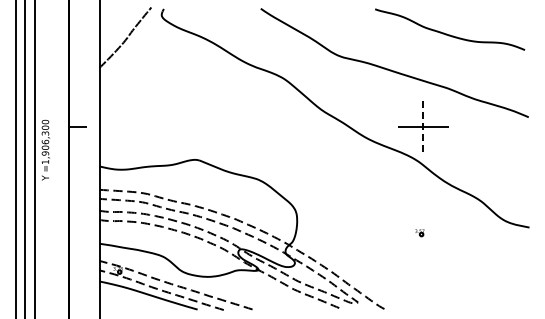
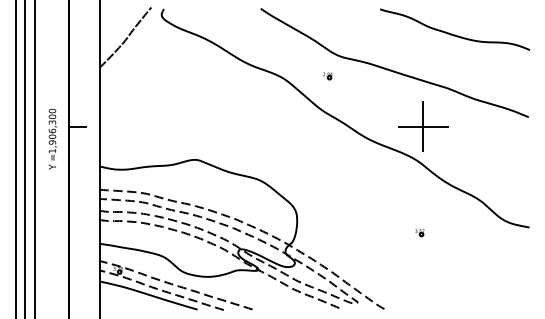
curve position: (447, 33) -> (452, 33) (452, 33)
part: none -> present (327, 76)
line: dashed -> solid (423, 126)
text position: (45, 149) -> (52, 138) (52, 138)
